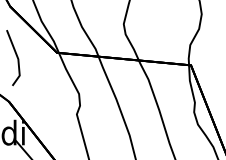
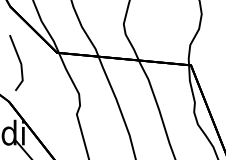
line position: (16, 57) -> (19, 62) (19, 62)
